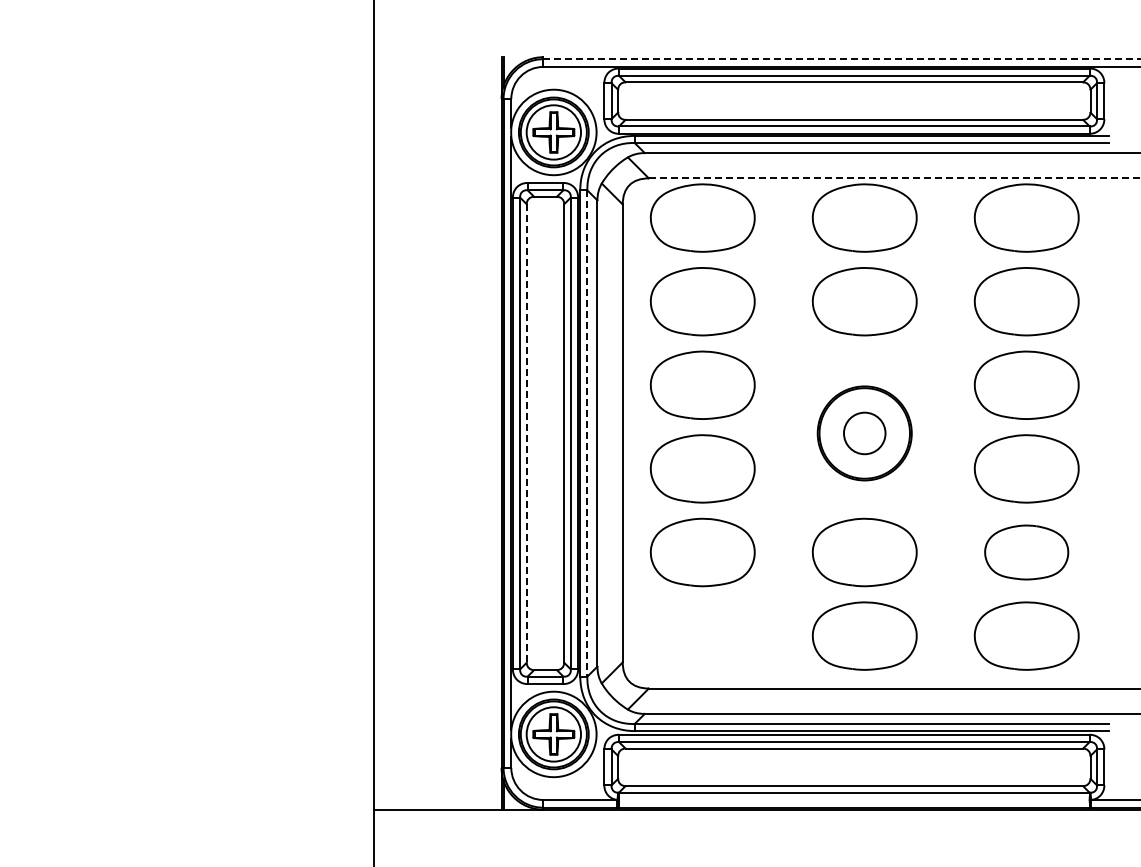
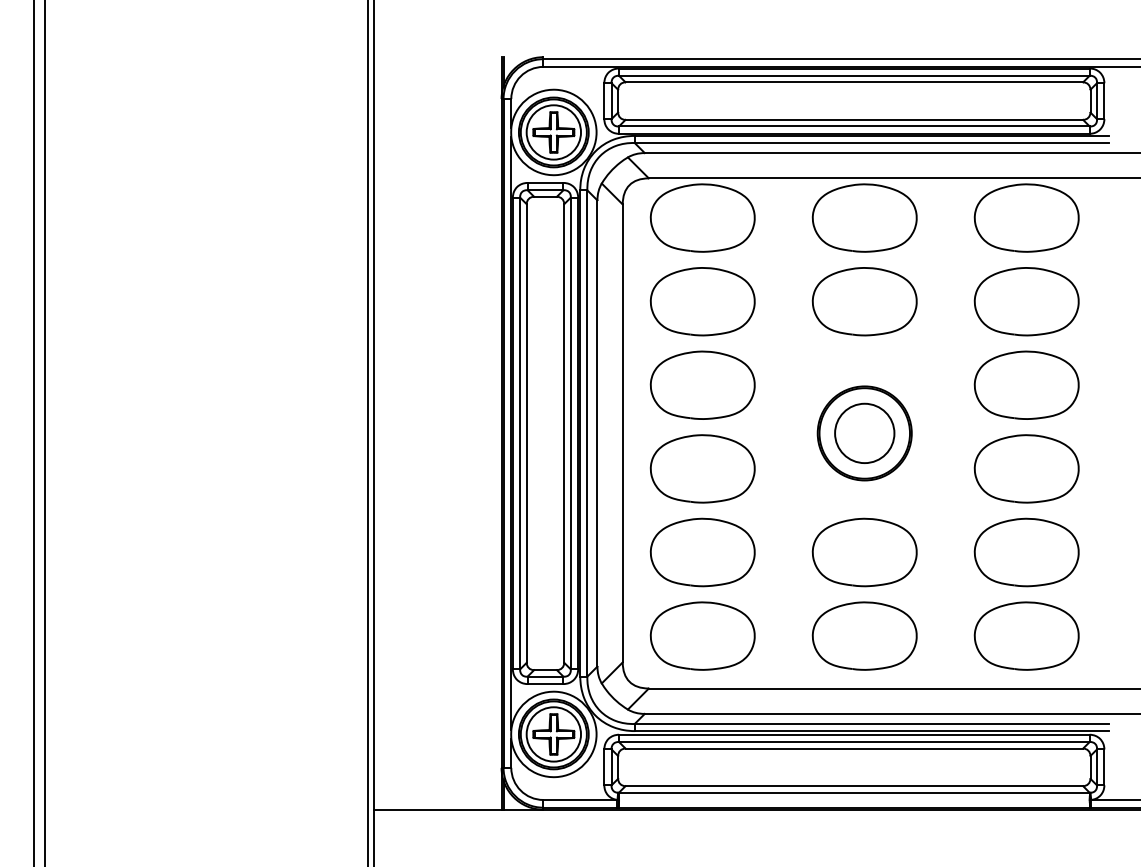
line: dashed -> solid (842, 59)
line: dashed -> solid (894, 178)
line: none -> present (34, 432)
line: none -> present (44, 432)
line: none -> present (368, 432)
circle diameter: 42 px -> 59 px (864, 433)
line: dashed -> solid (526, 434)
line: dashed -> solid (587, 434)
part size: 86x57 px -> 107x71 px (1026, 552)
part: none -> present (702, 635)
